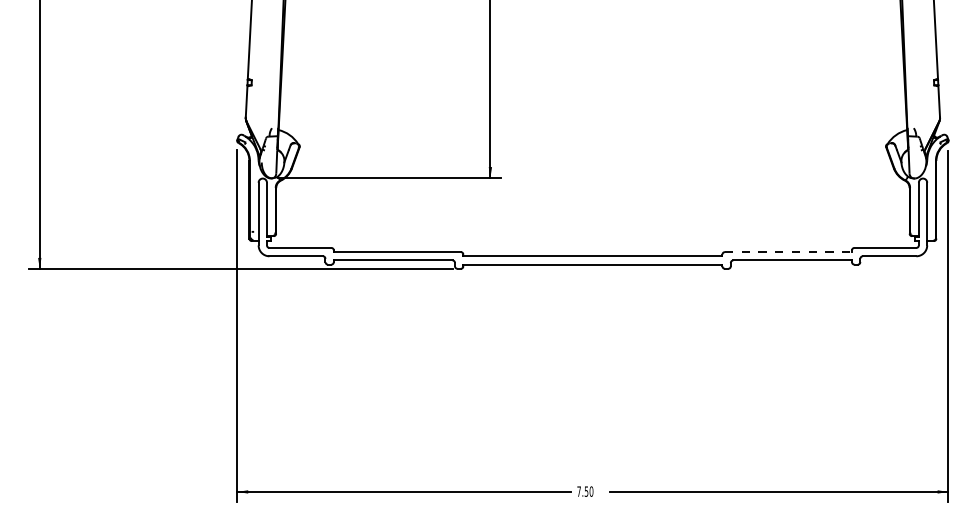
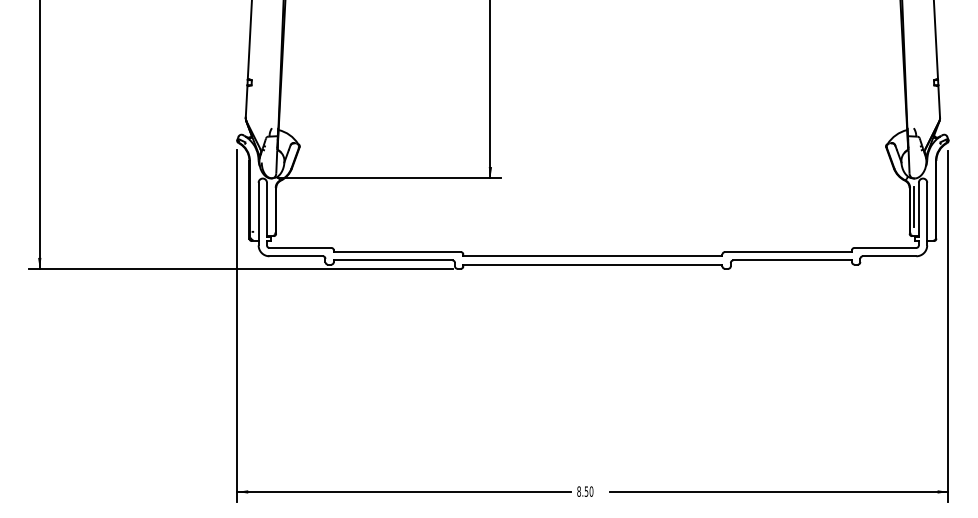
line: none -> present (914, 206)
line: dashed -> solid (788, 252)
text: 7.50 -> 8.50 (578, 491)
